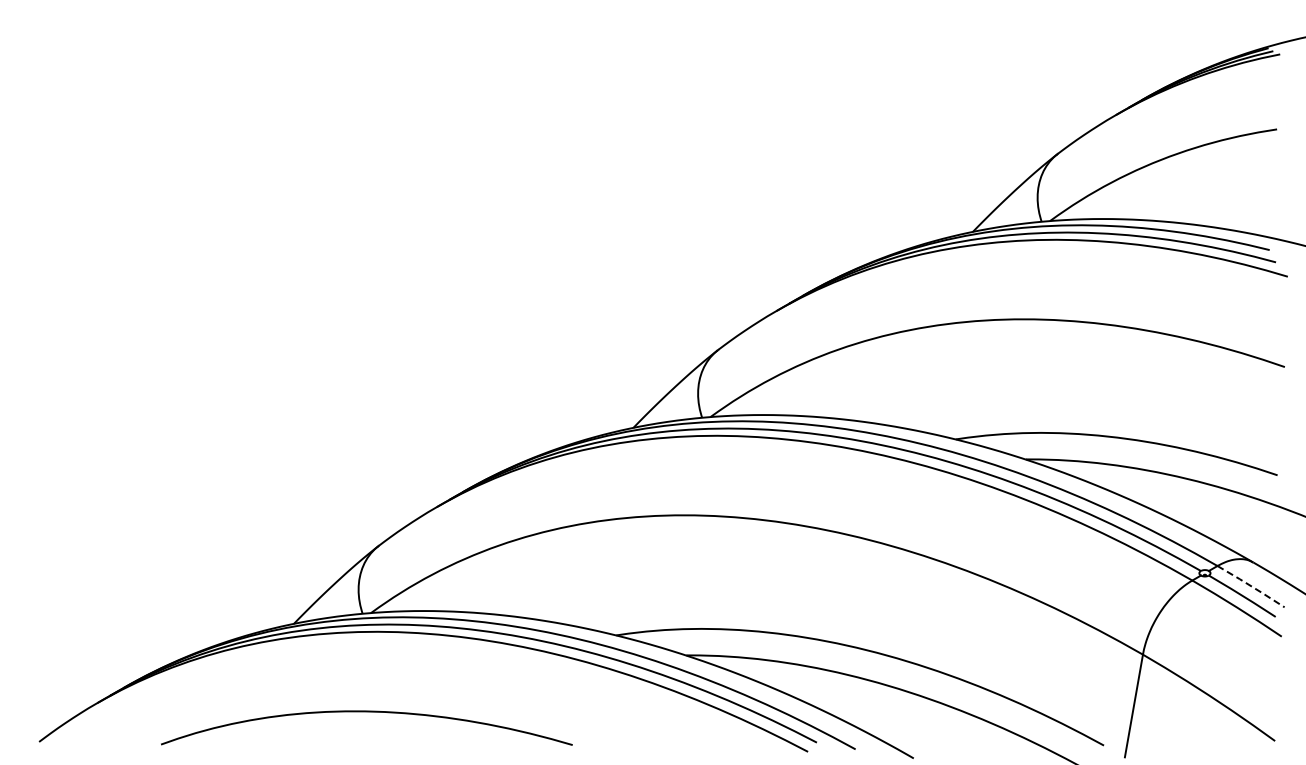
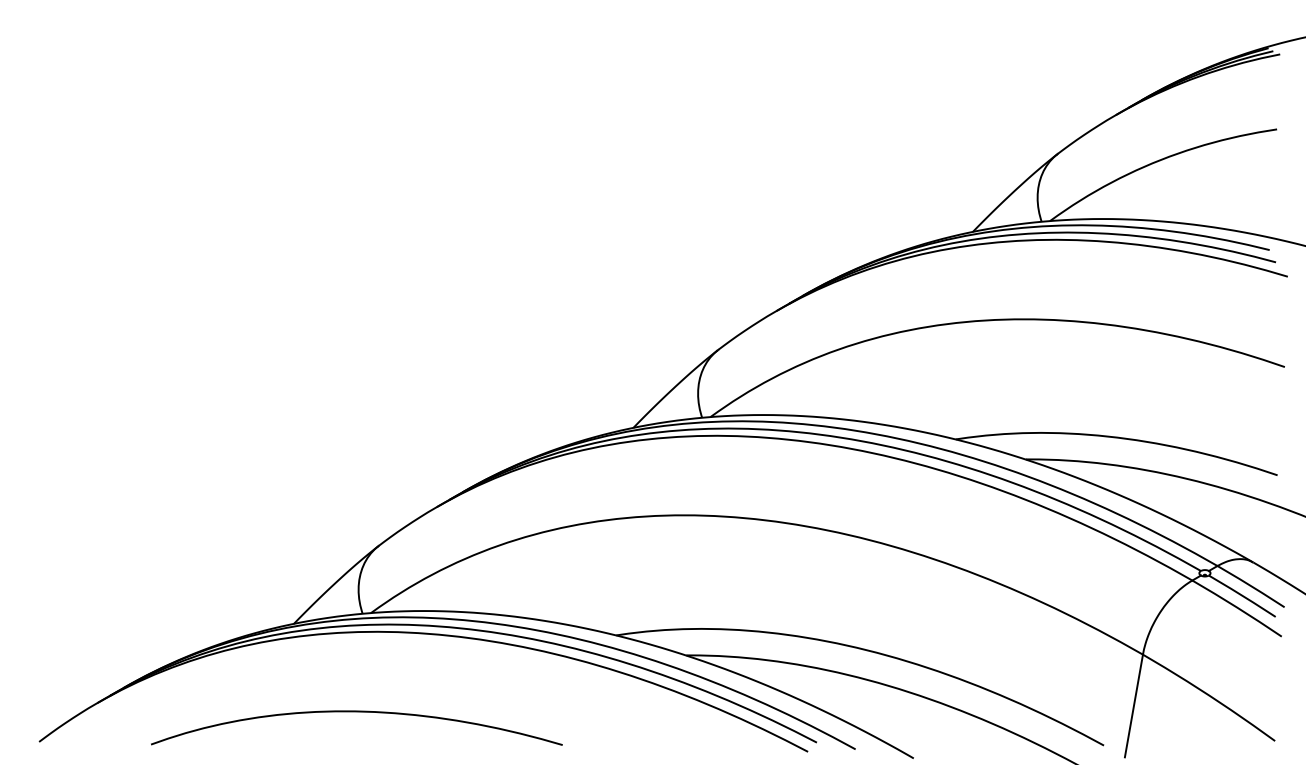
line: dashed -> solid (1251, 586)
curve position: (366, 712) -> (356, 712) (356, 712)
